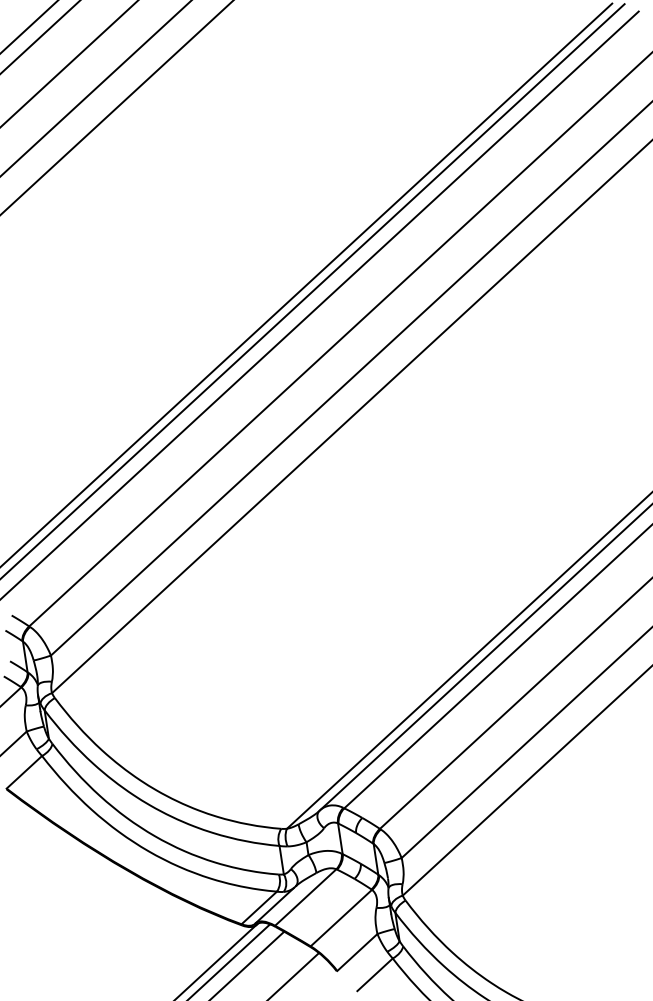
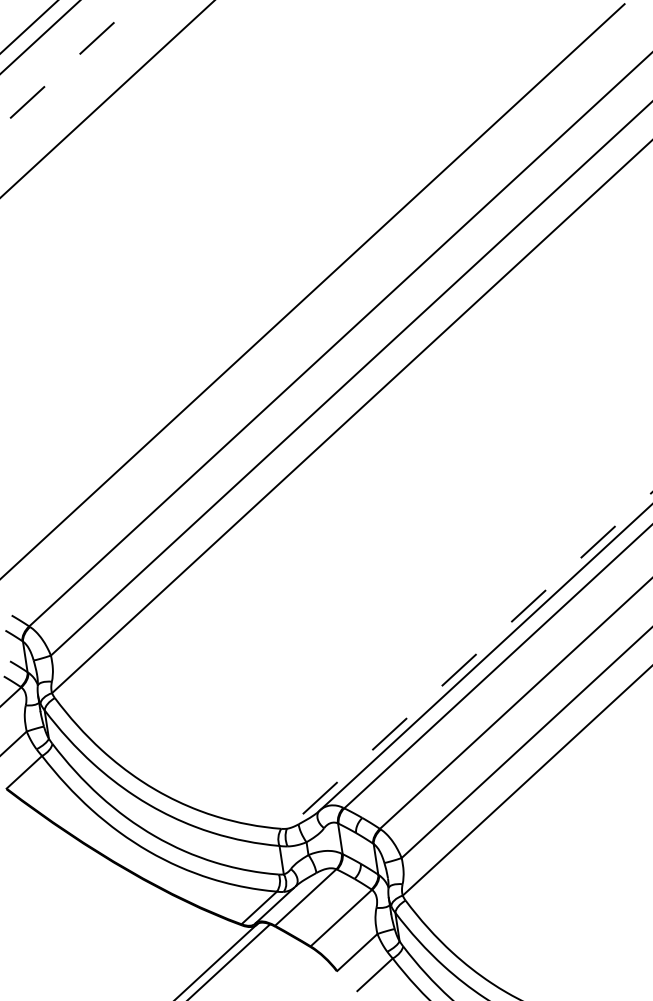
line: solid -> dashed (69, 63)
line: present -> none (95, 88)
line position: (116, 107) -> (107, 99) (107, 99)
line: present -> none (307, 284)
line: present -> none (320, 304)
line: solid -> dashed (469, 660)
line: present -> none (248, 964)
line: present -> none (294, 975)
